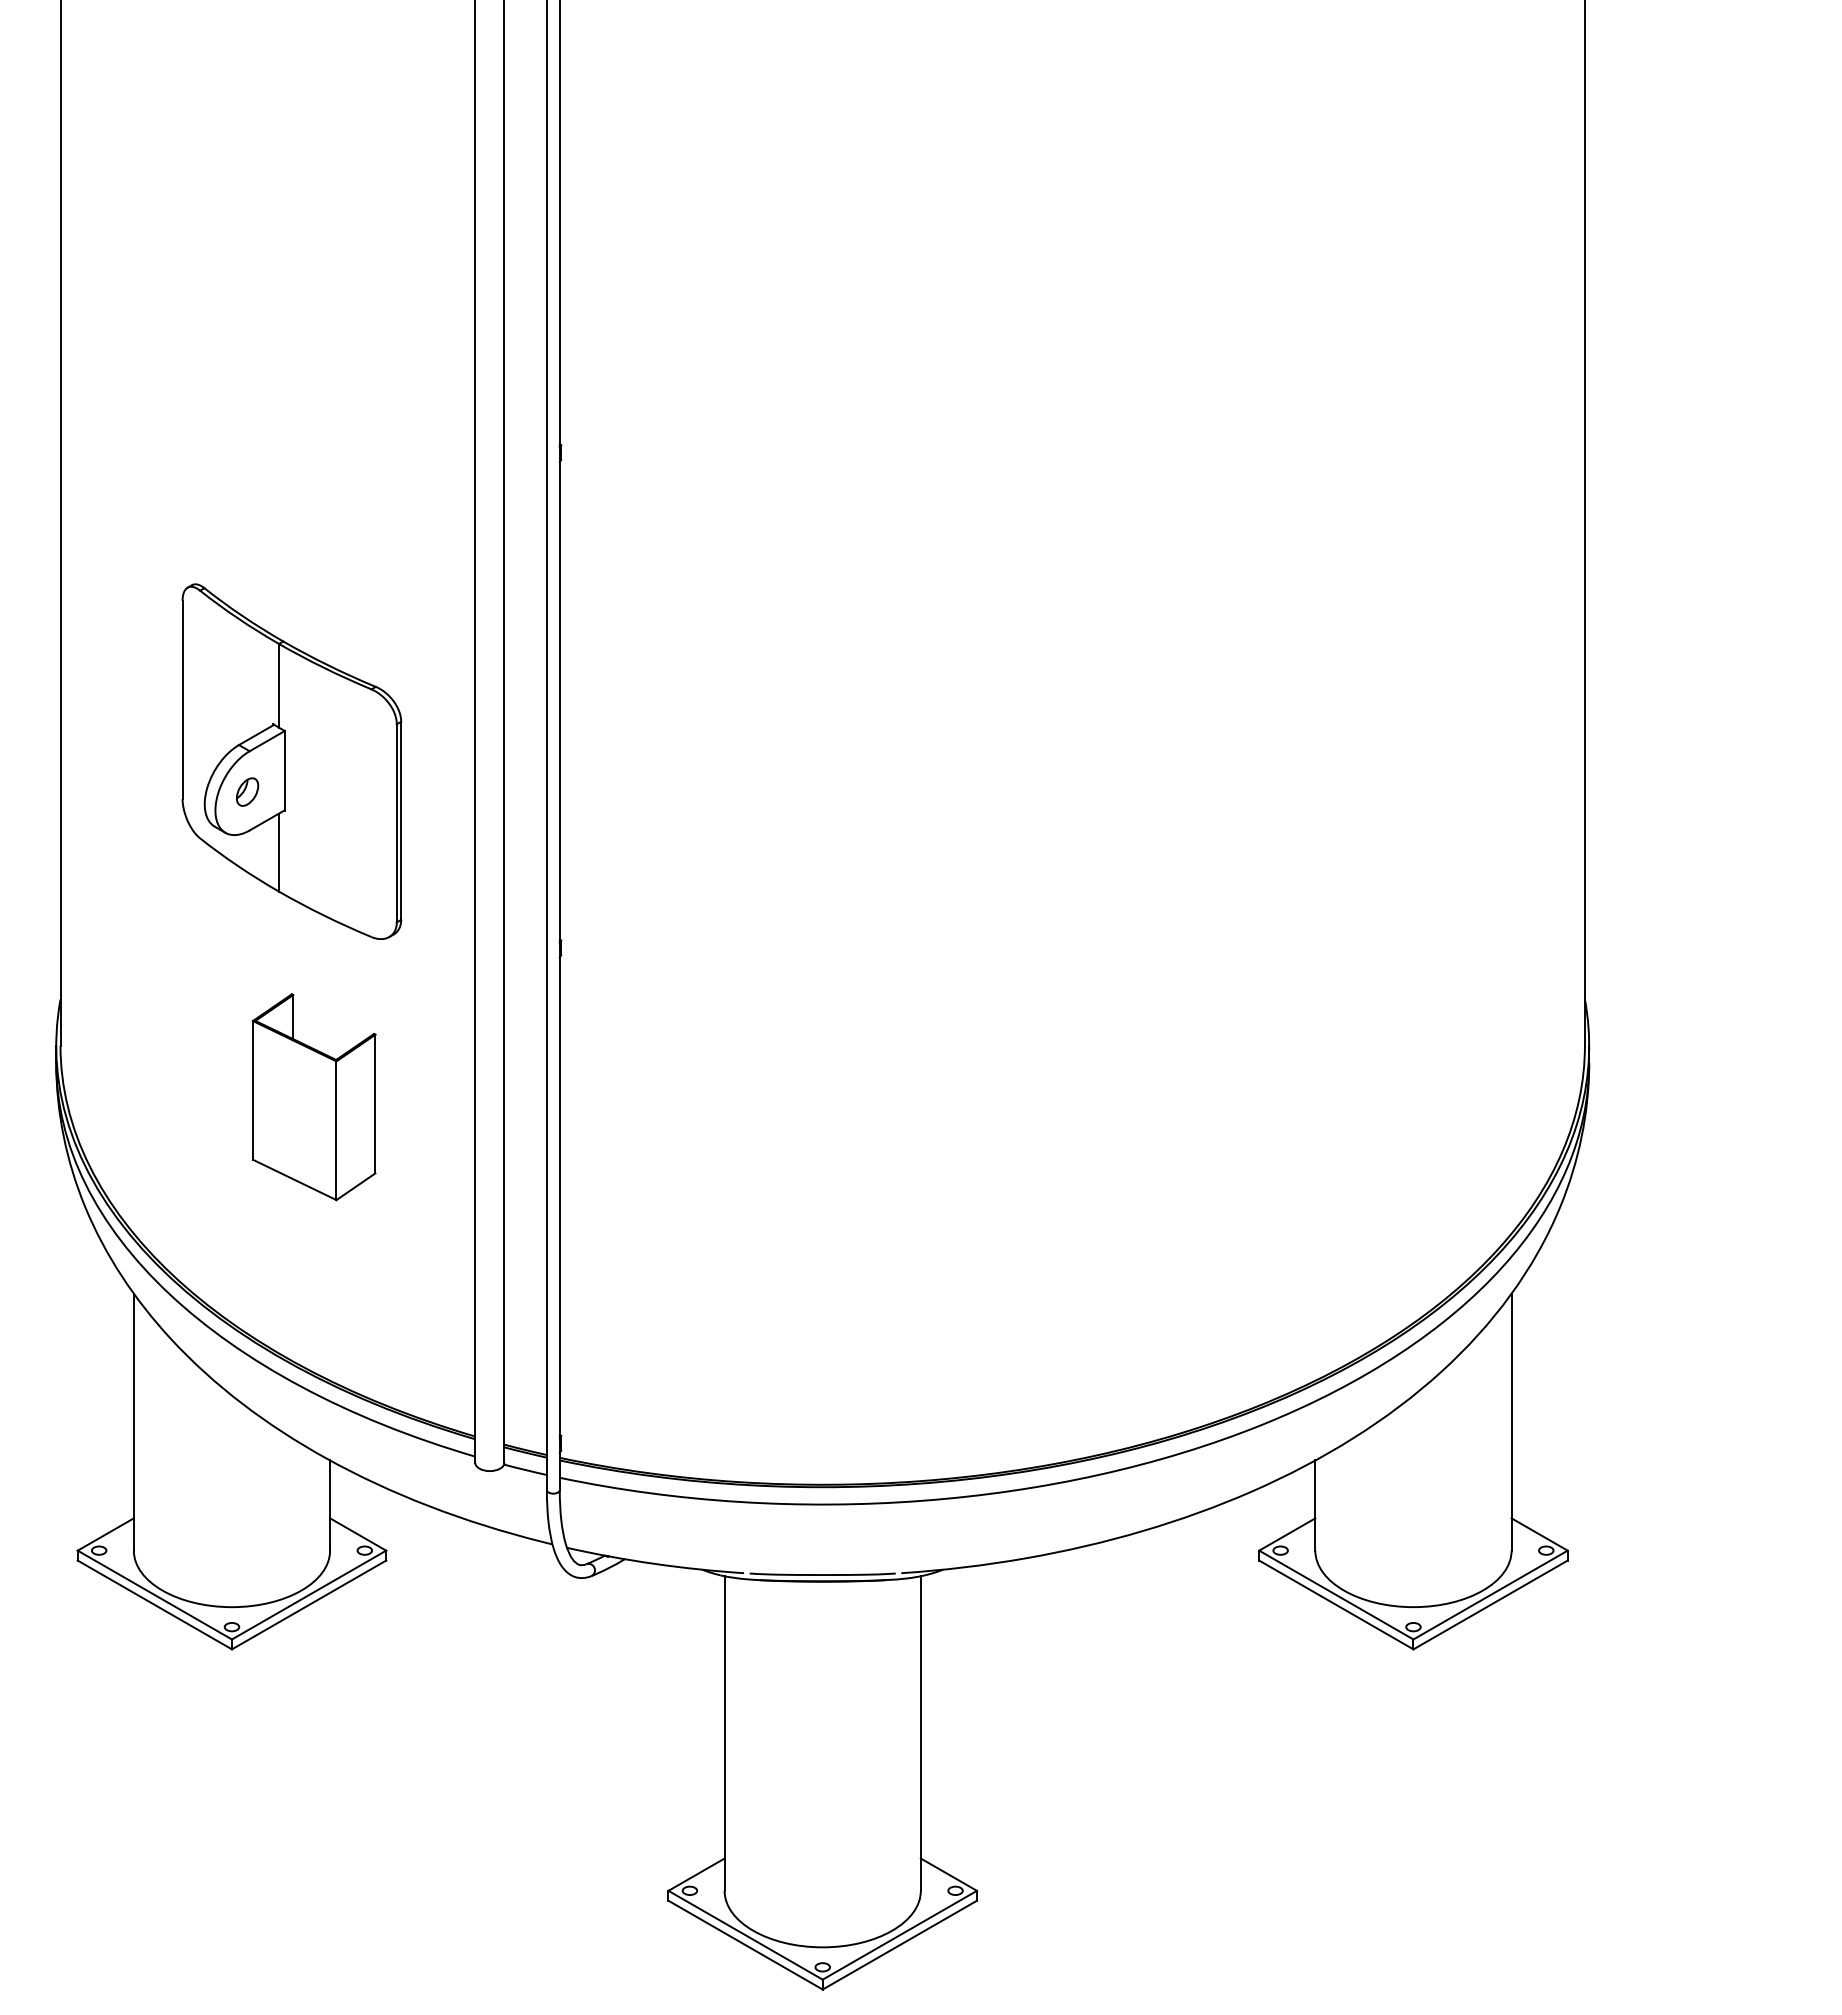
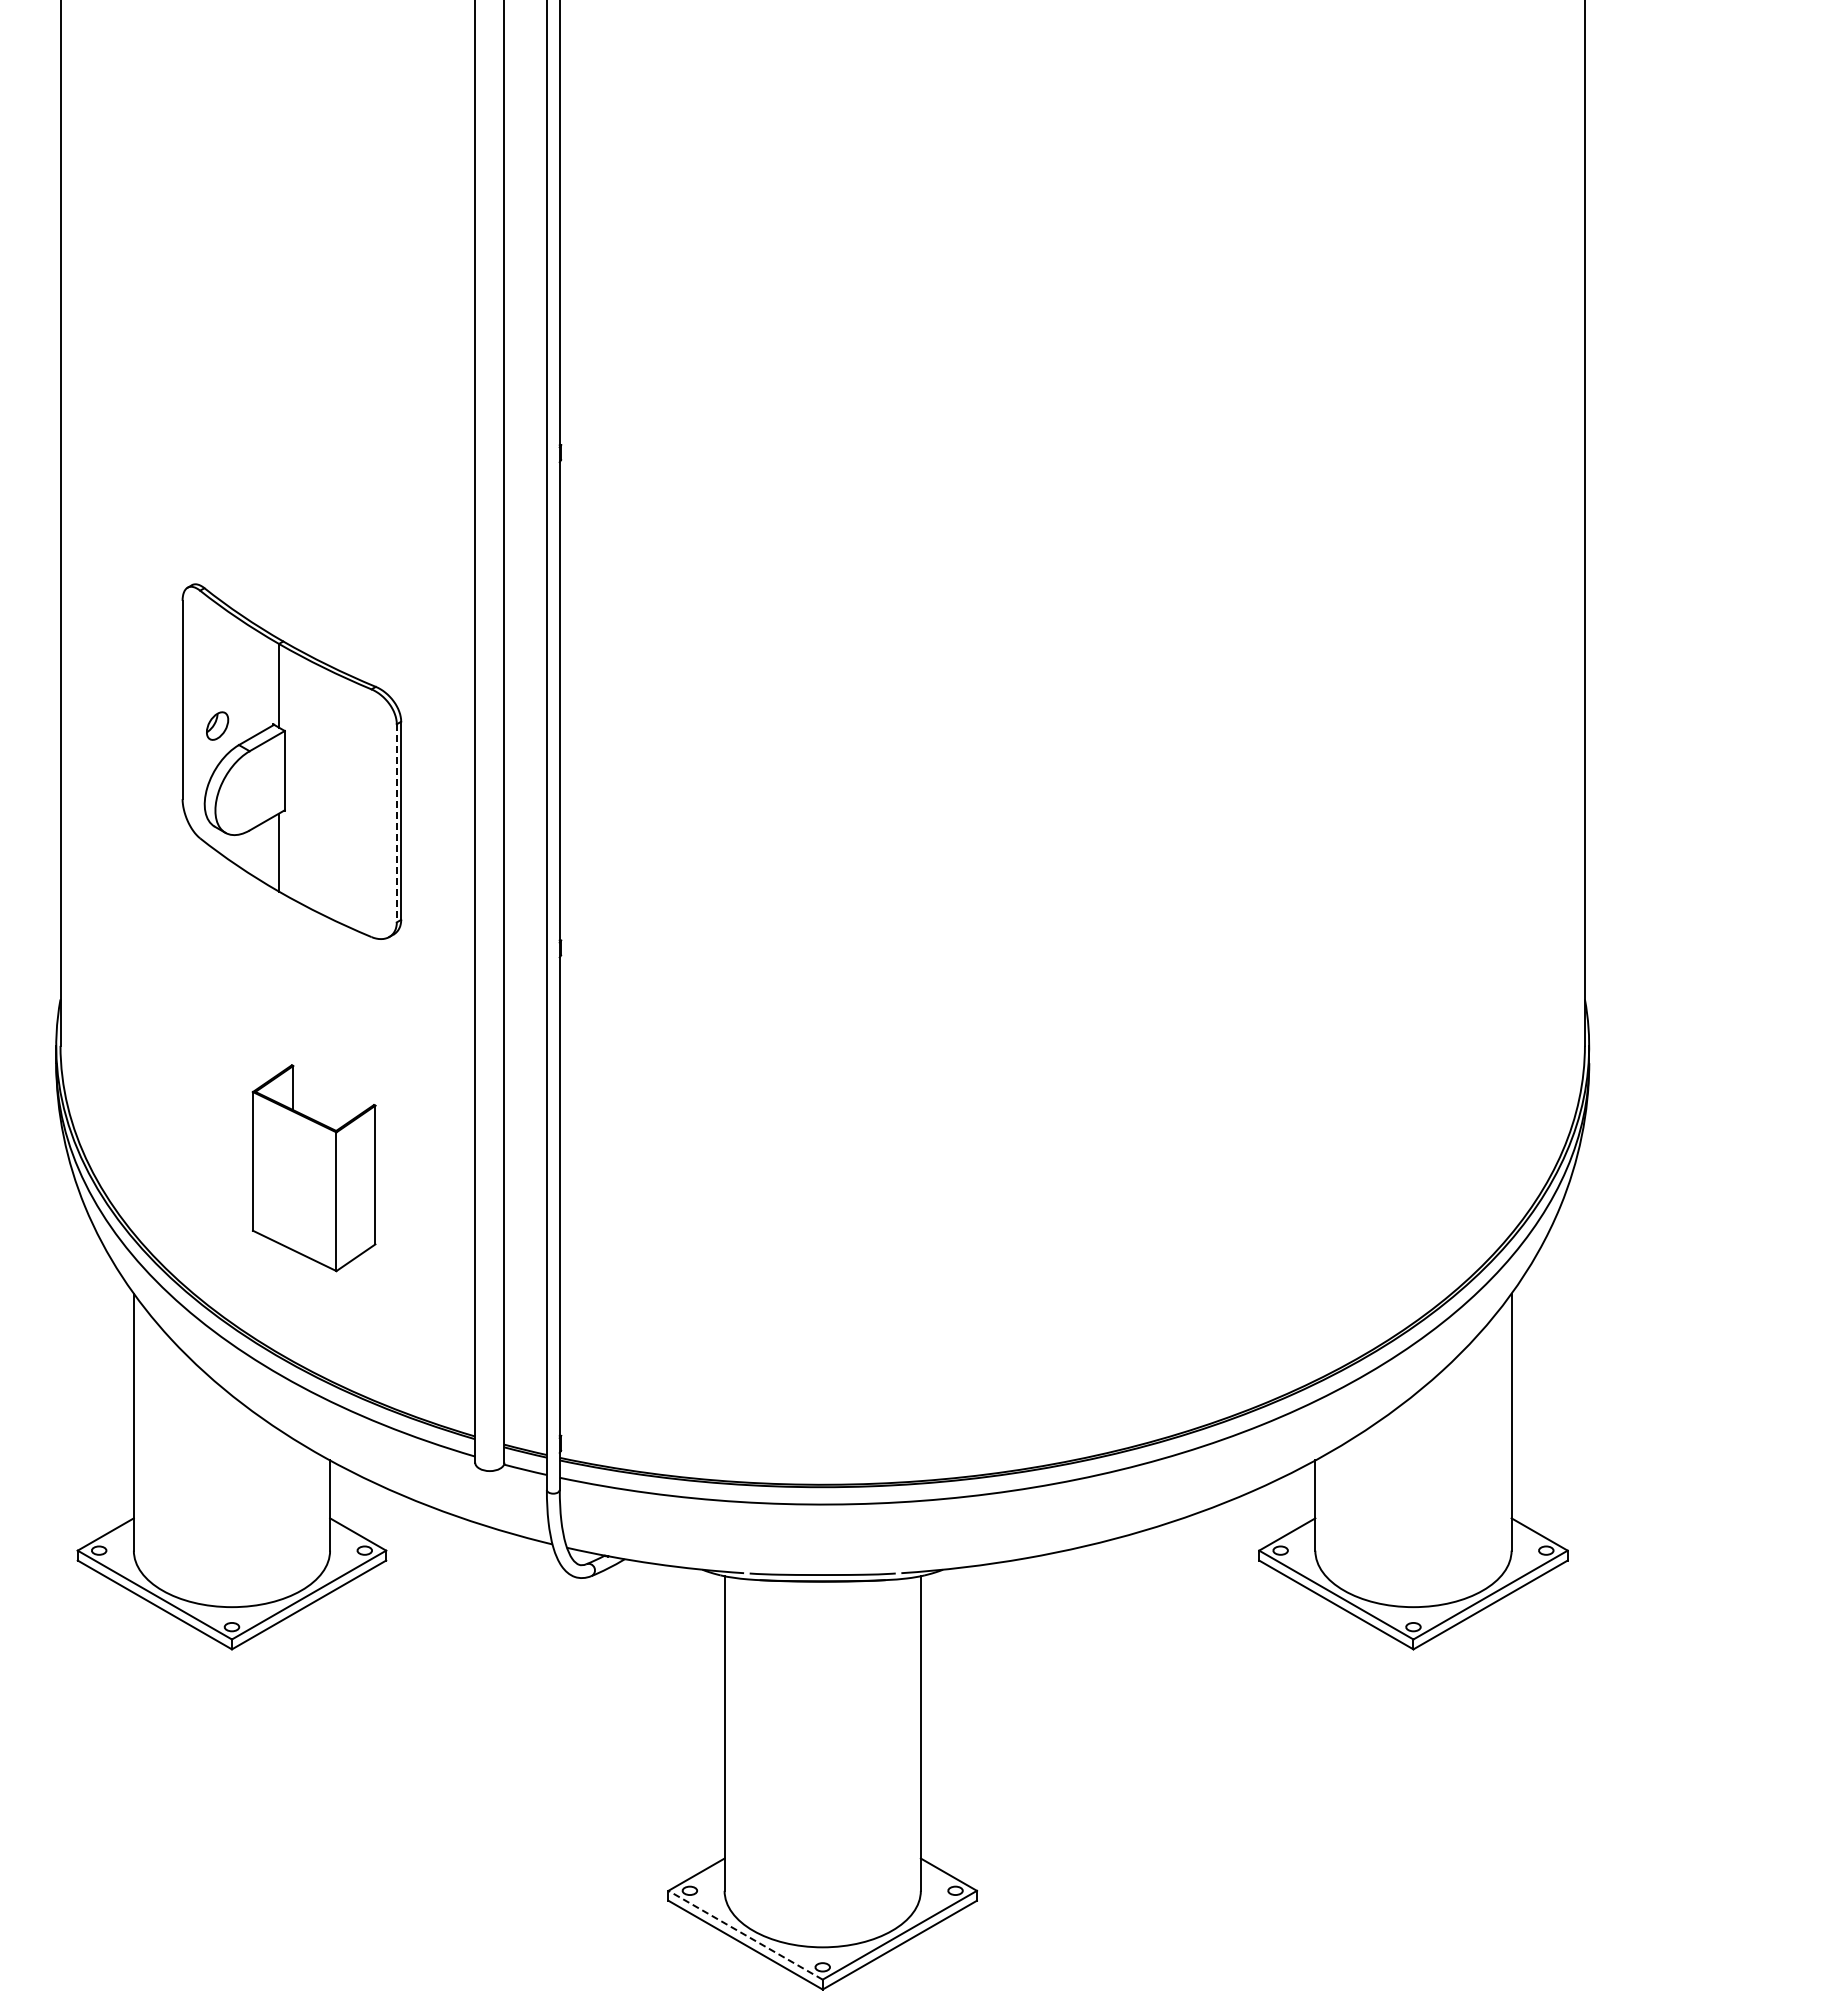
part position: (247, 791) -> (217, 725) (217, 725)
line: solid -> dashed (396, 823)
part position: (313, 1097) -> (313, 1168) (313, 1168)
line: solid -> dashed (745, 1935)
